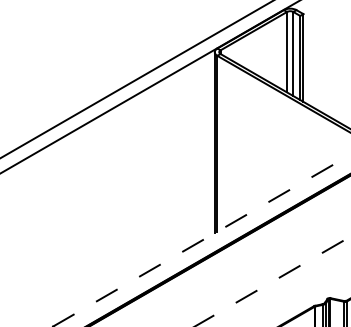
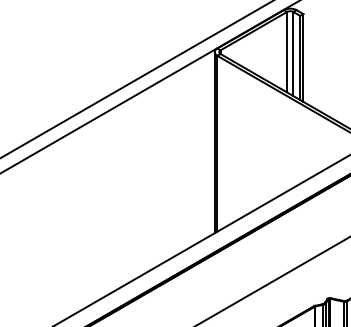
line: dashed -> solid (201, 240)
line: dashed -> solid (272, 281)
